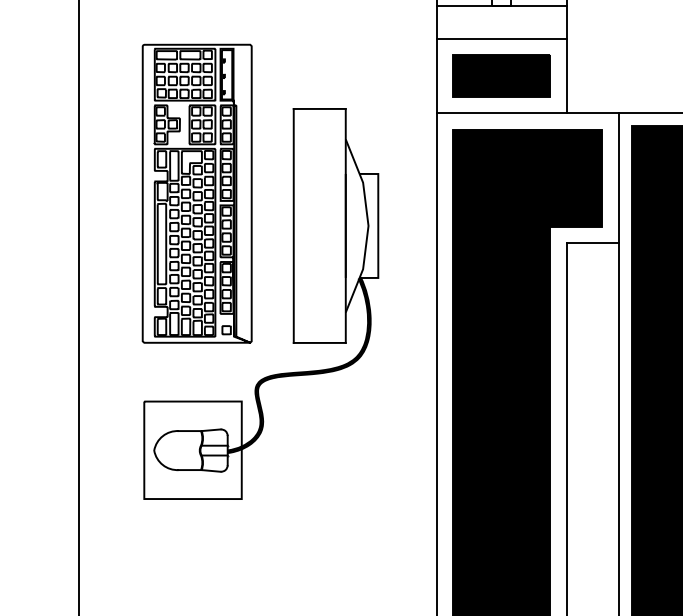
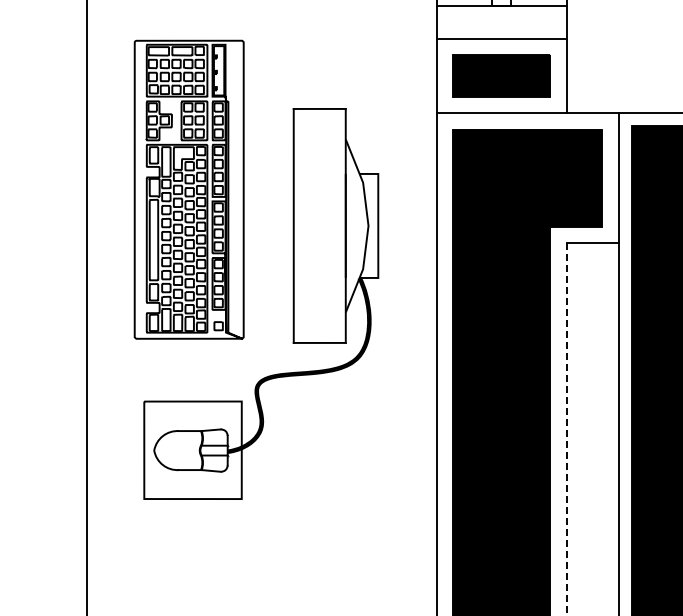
part position: (196, 193) -> (188, 189) (188, 189)
line position: (79, 307) -> (87, 307) (87, 307)
line: solid -> dashed (566, 429)
